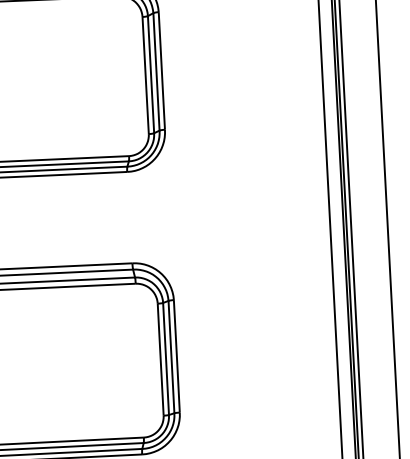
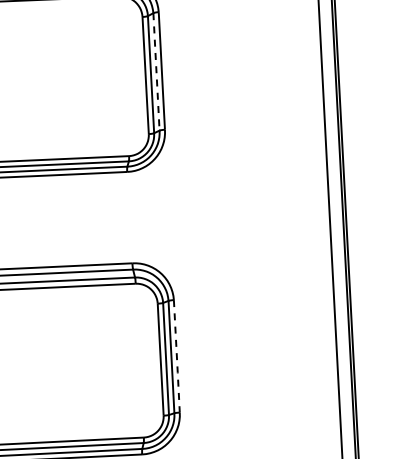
line: solid -> dashed (156, 72)
line: present -> none (351, 228)
line: present -> none (387, 228)
line: solid -> dashed (176, 356)
